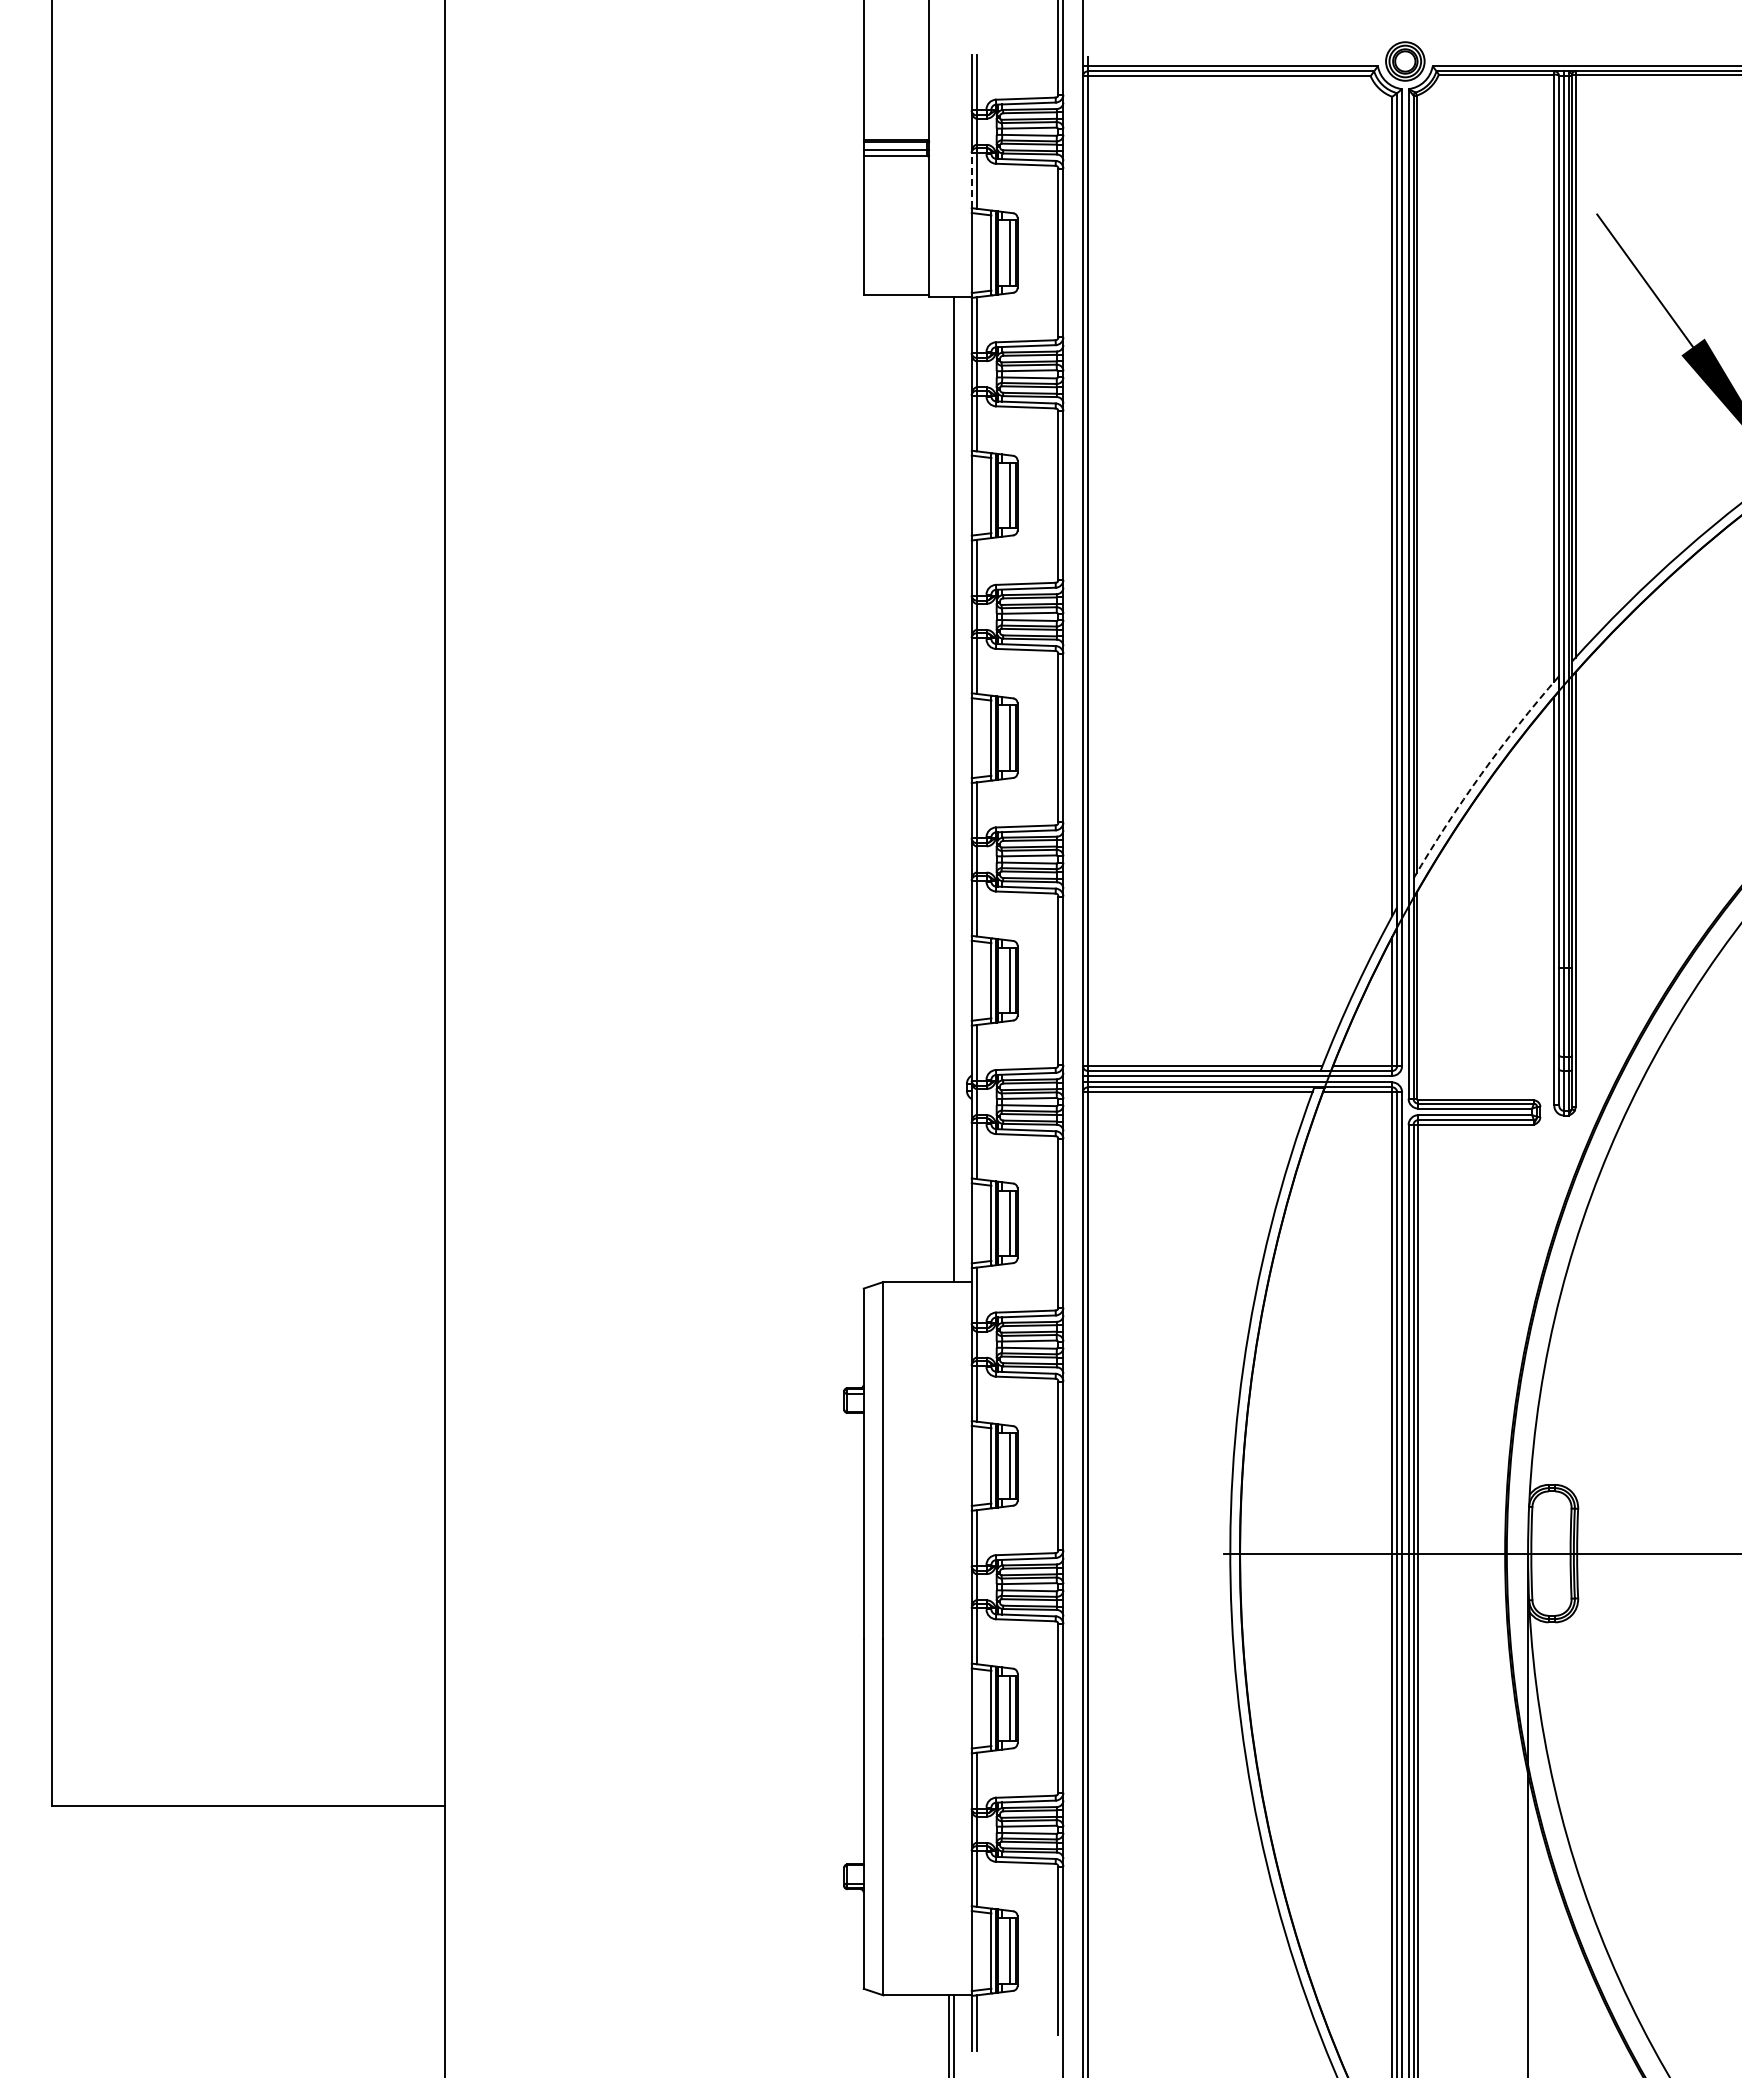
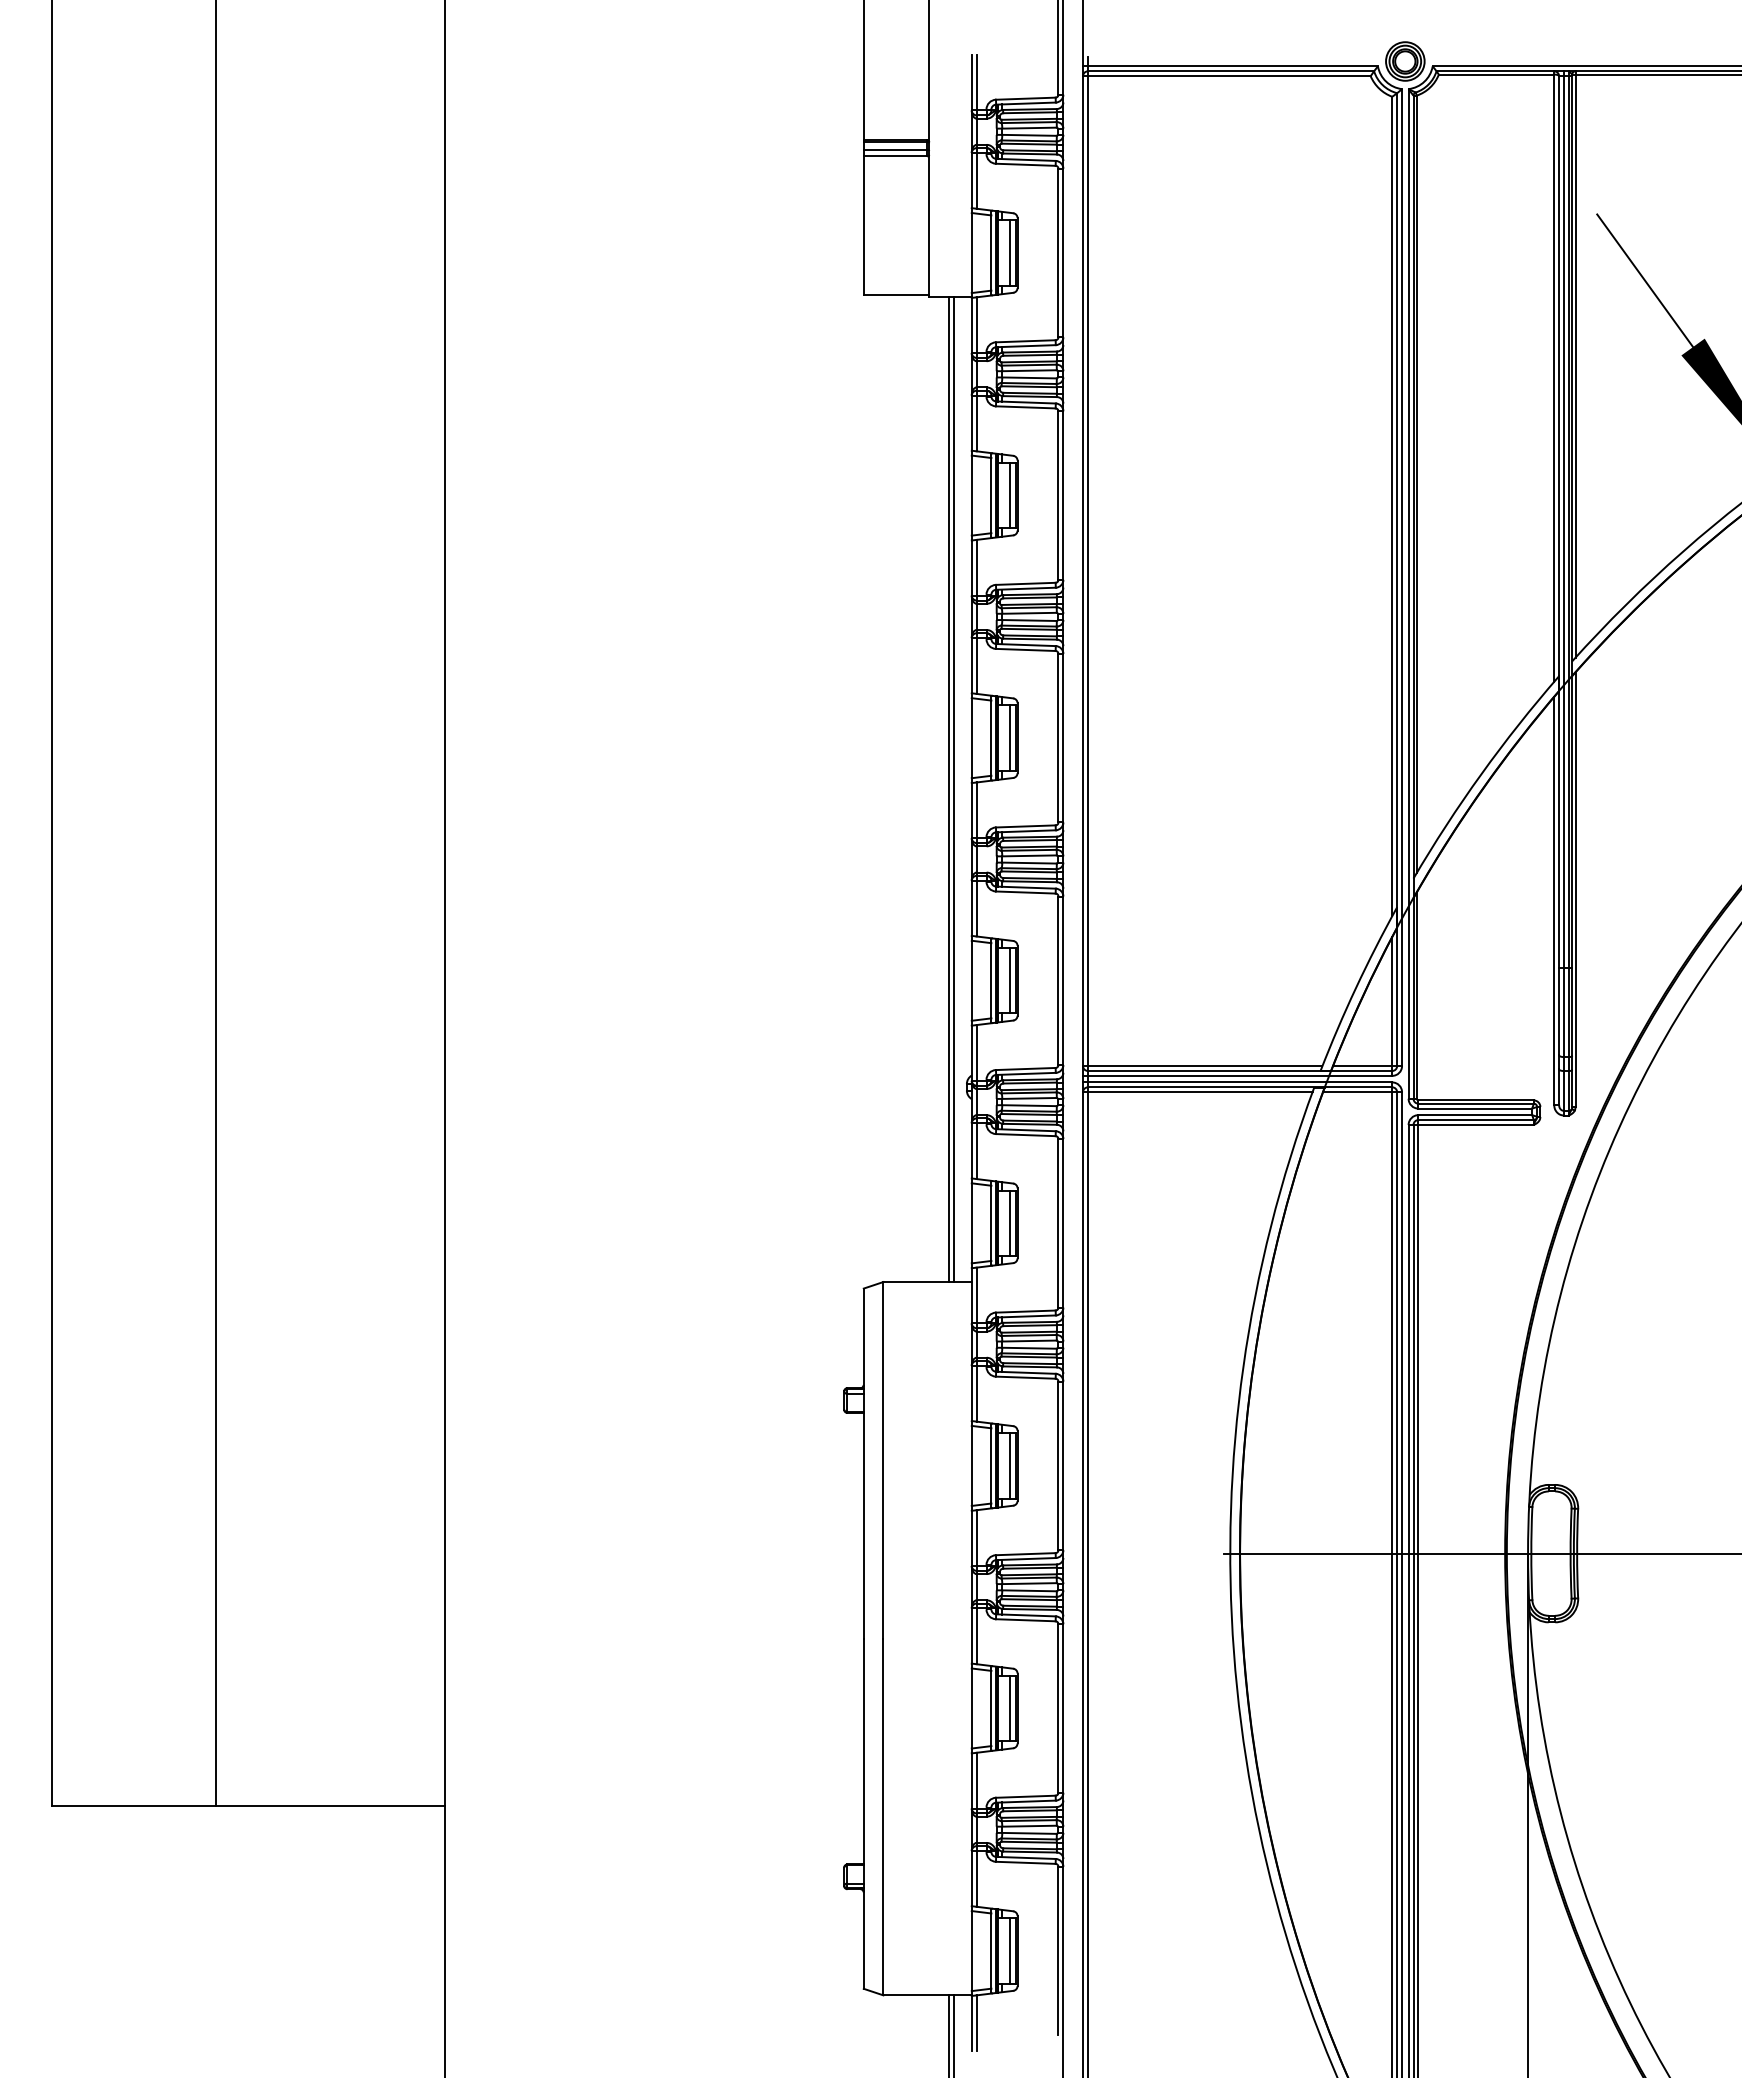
line: dashed -> solid (971, 180)
arc: dashed -> solid (1481, 774)
line: none -> present (948, 789)
line: none -> present (215, 904)
